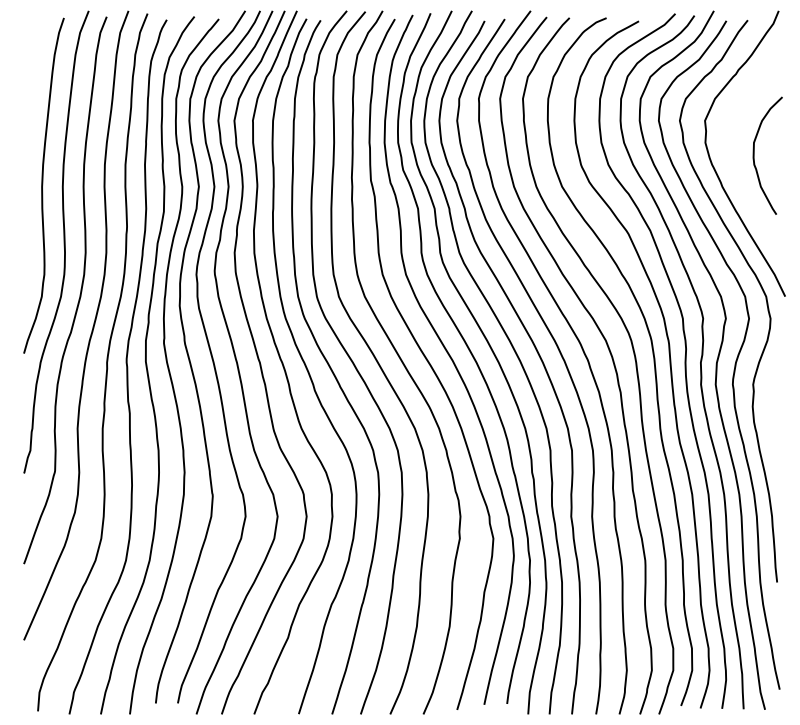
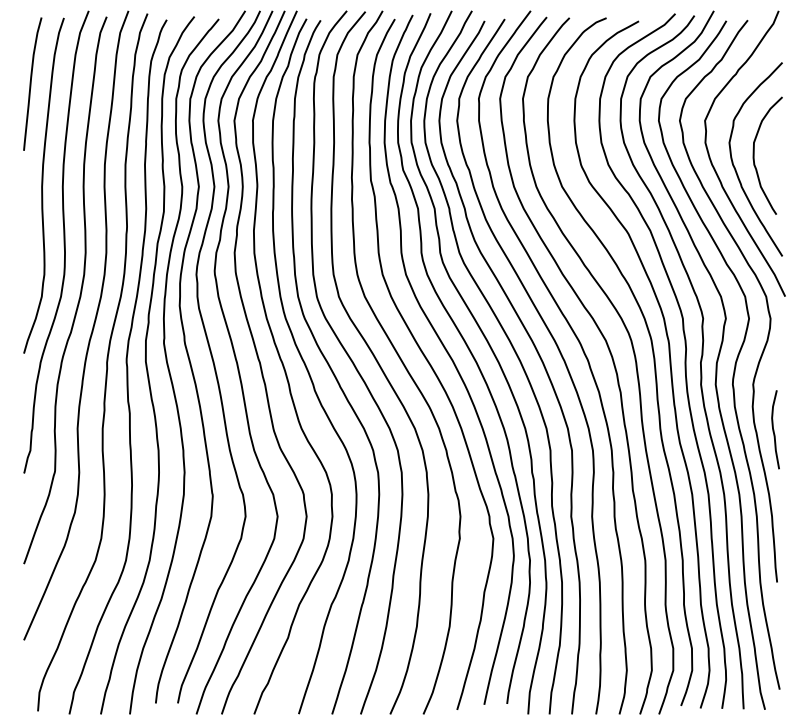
curve: none -> present (31, 83)
curve: none -> present (736, 169)
curve: none -> present (774, 429)
